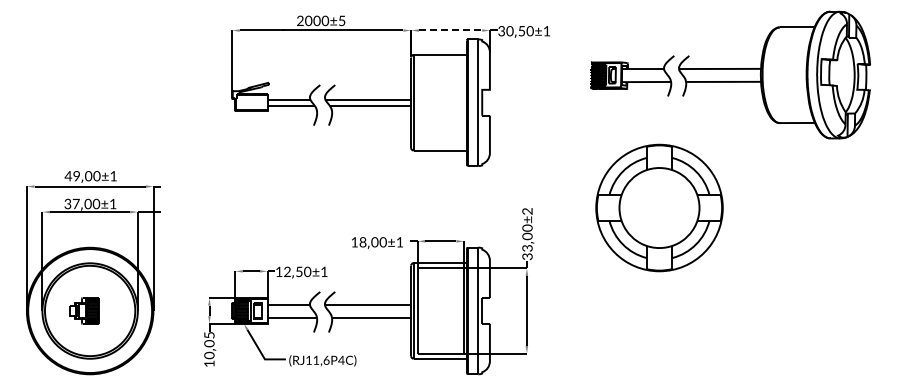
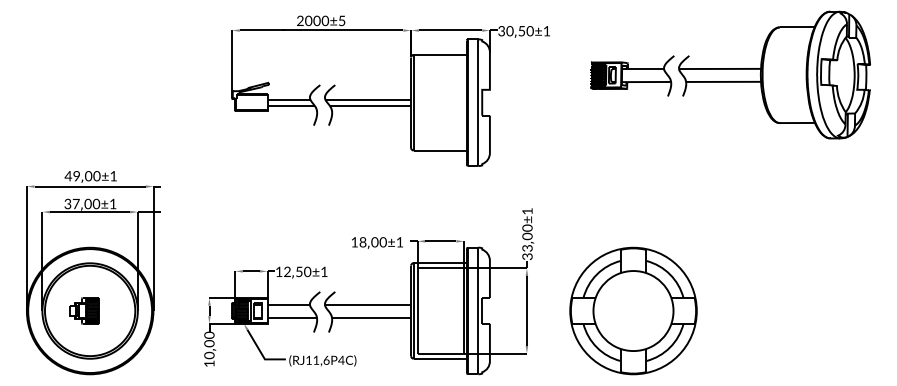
line: dashed -> solid (450, 30)
part position: (659, 207) -> (633, 310) (633, 310)
text: 00±2 -> 00±1 (527, 211)
text: 05 -> 00 (209, 334)
